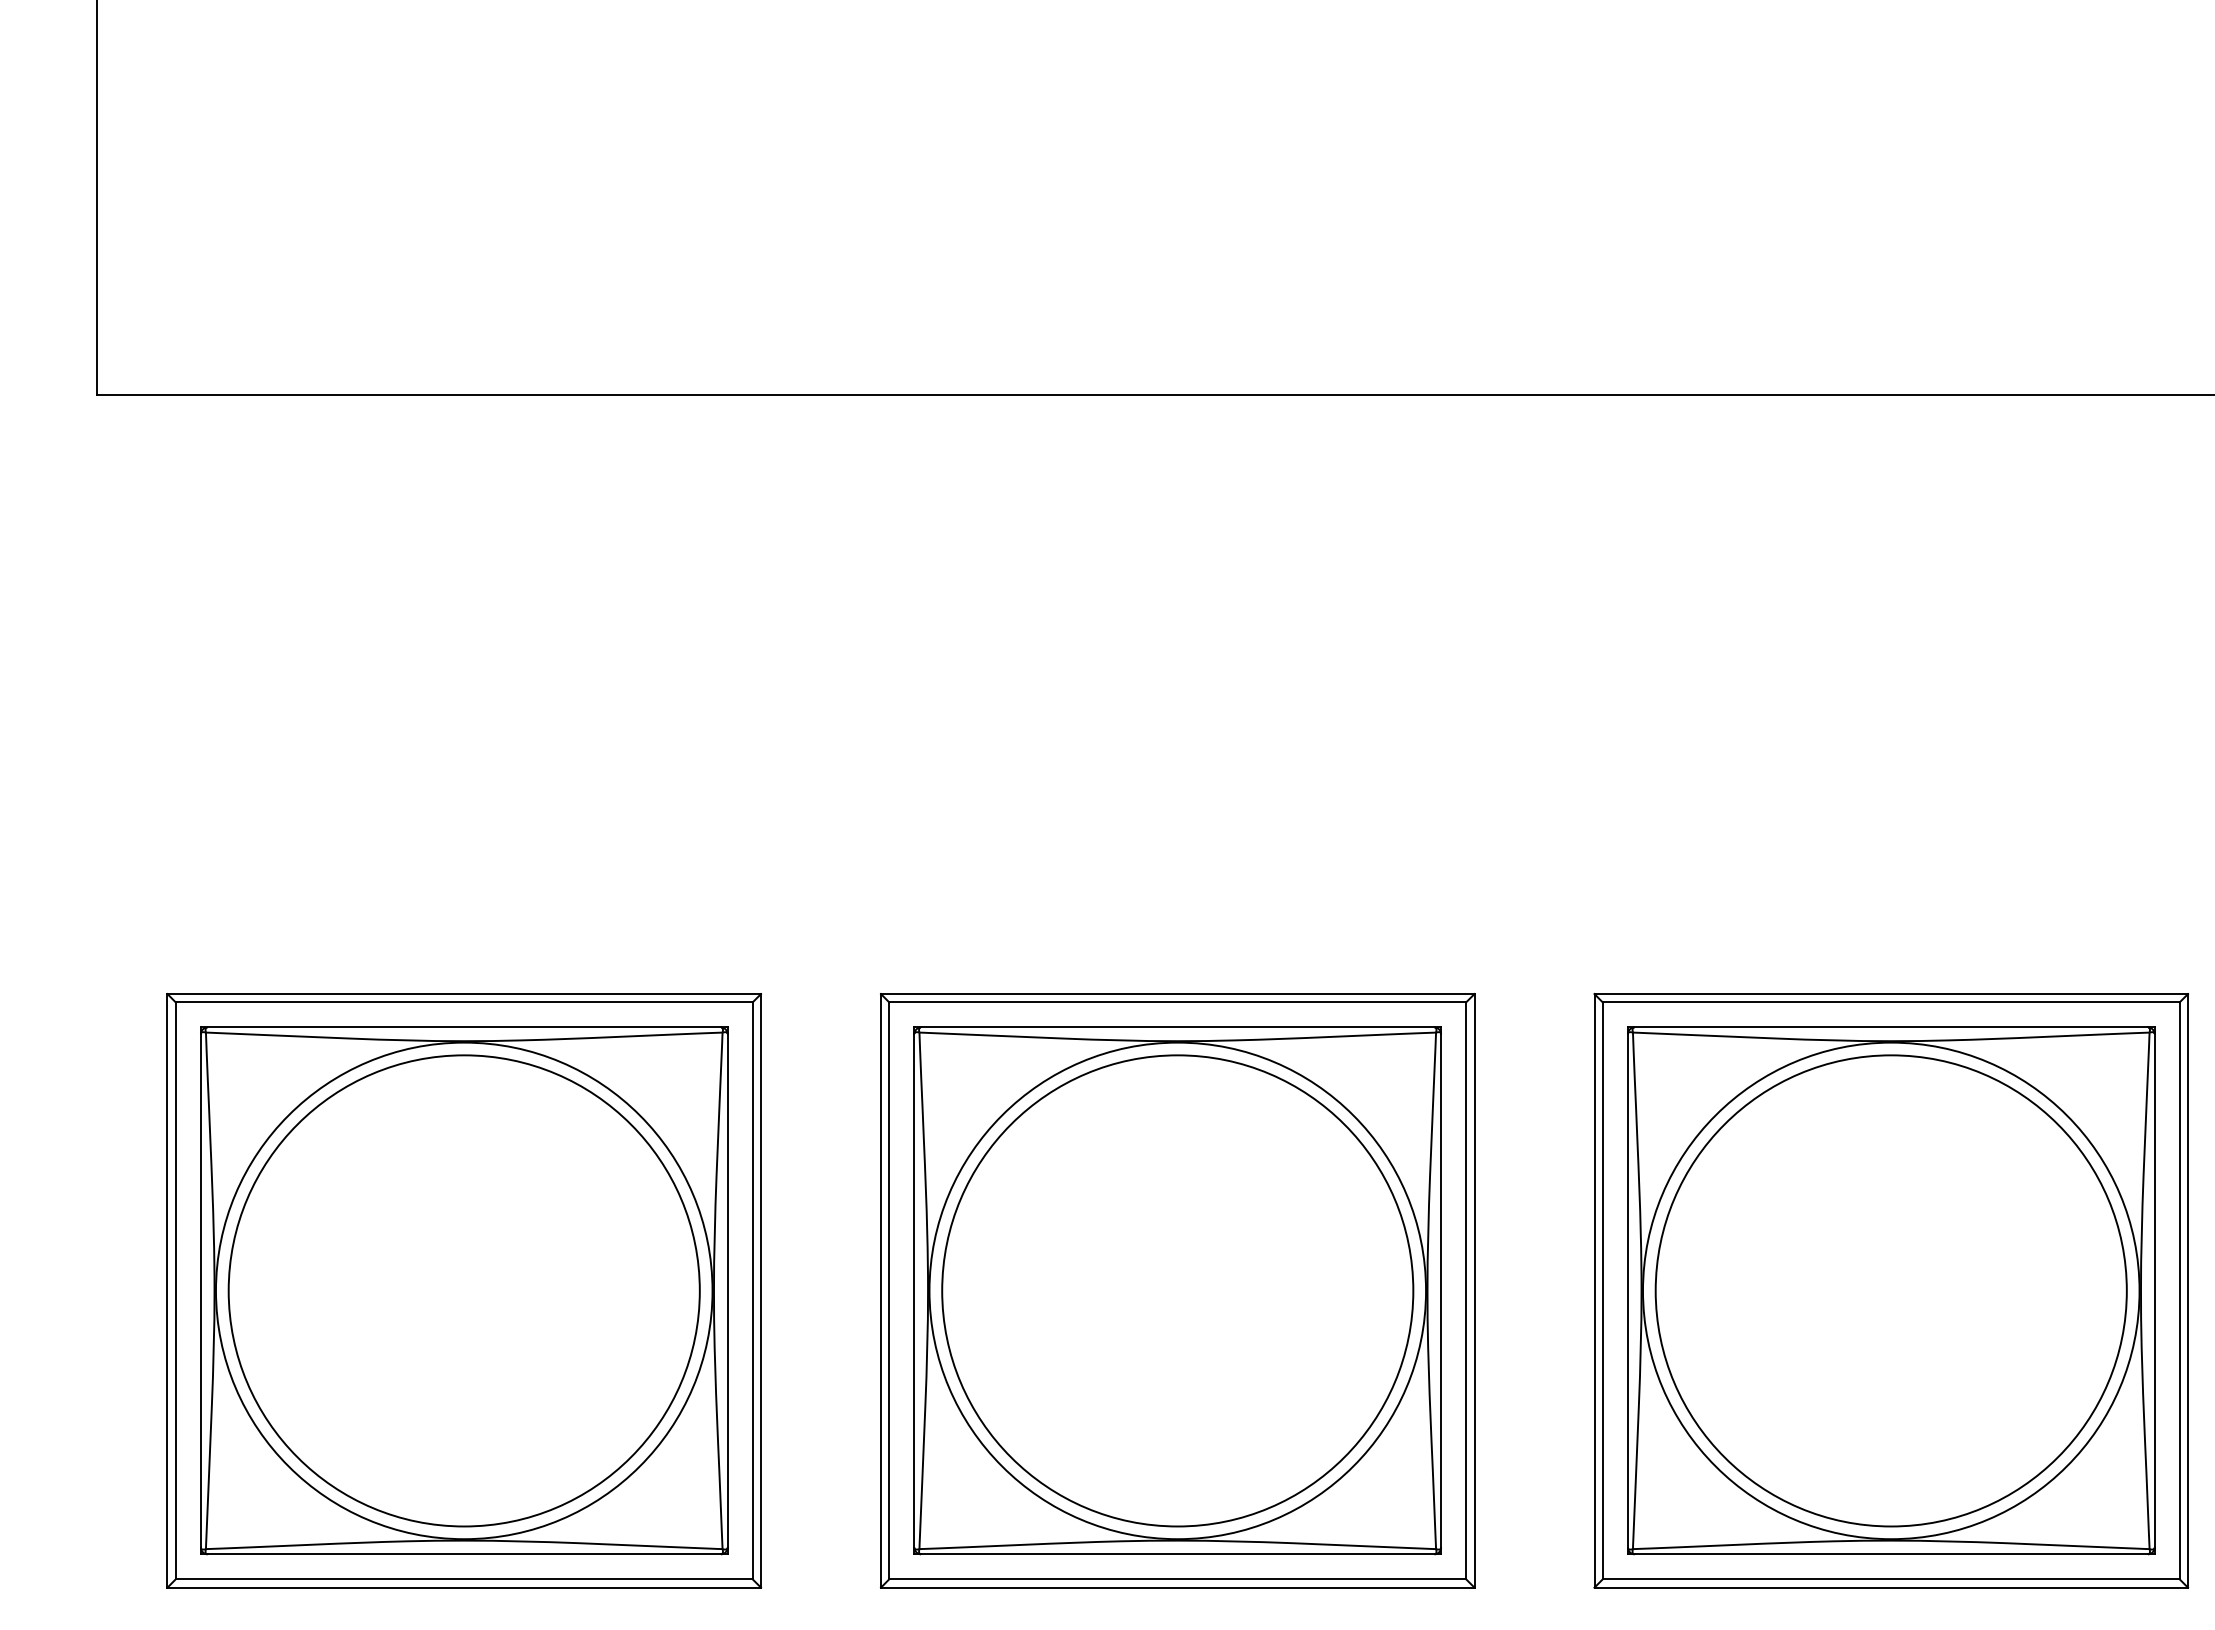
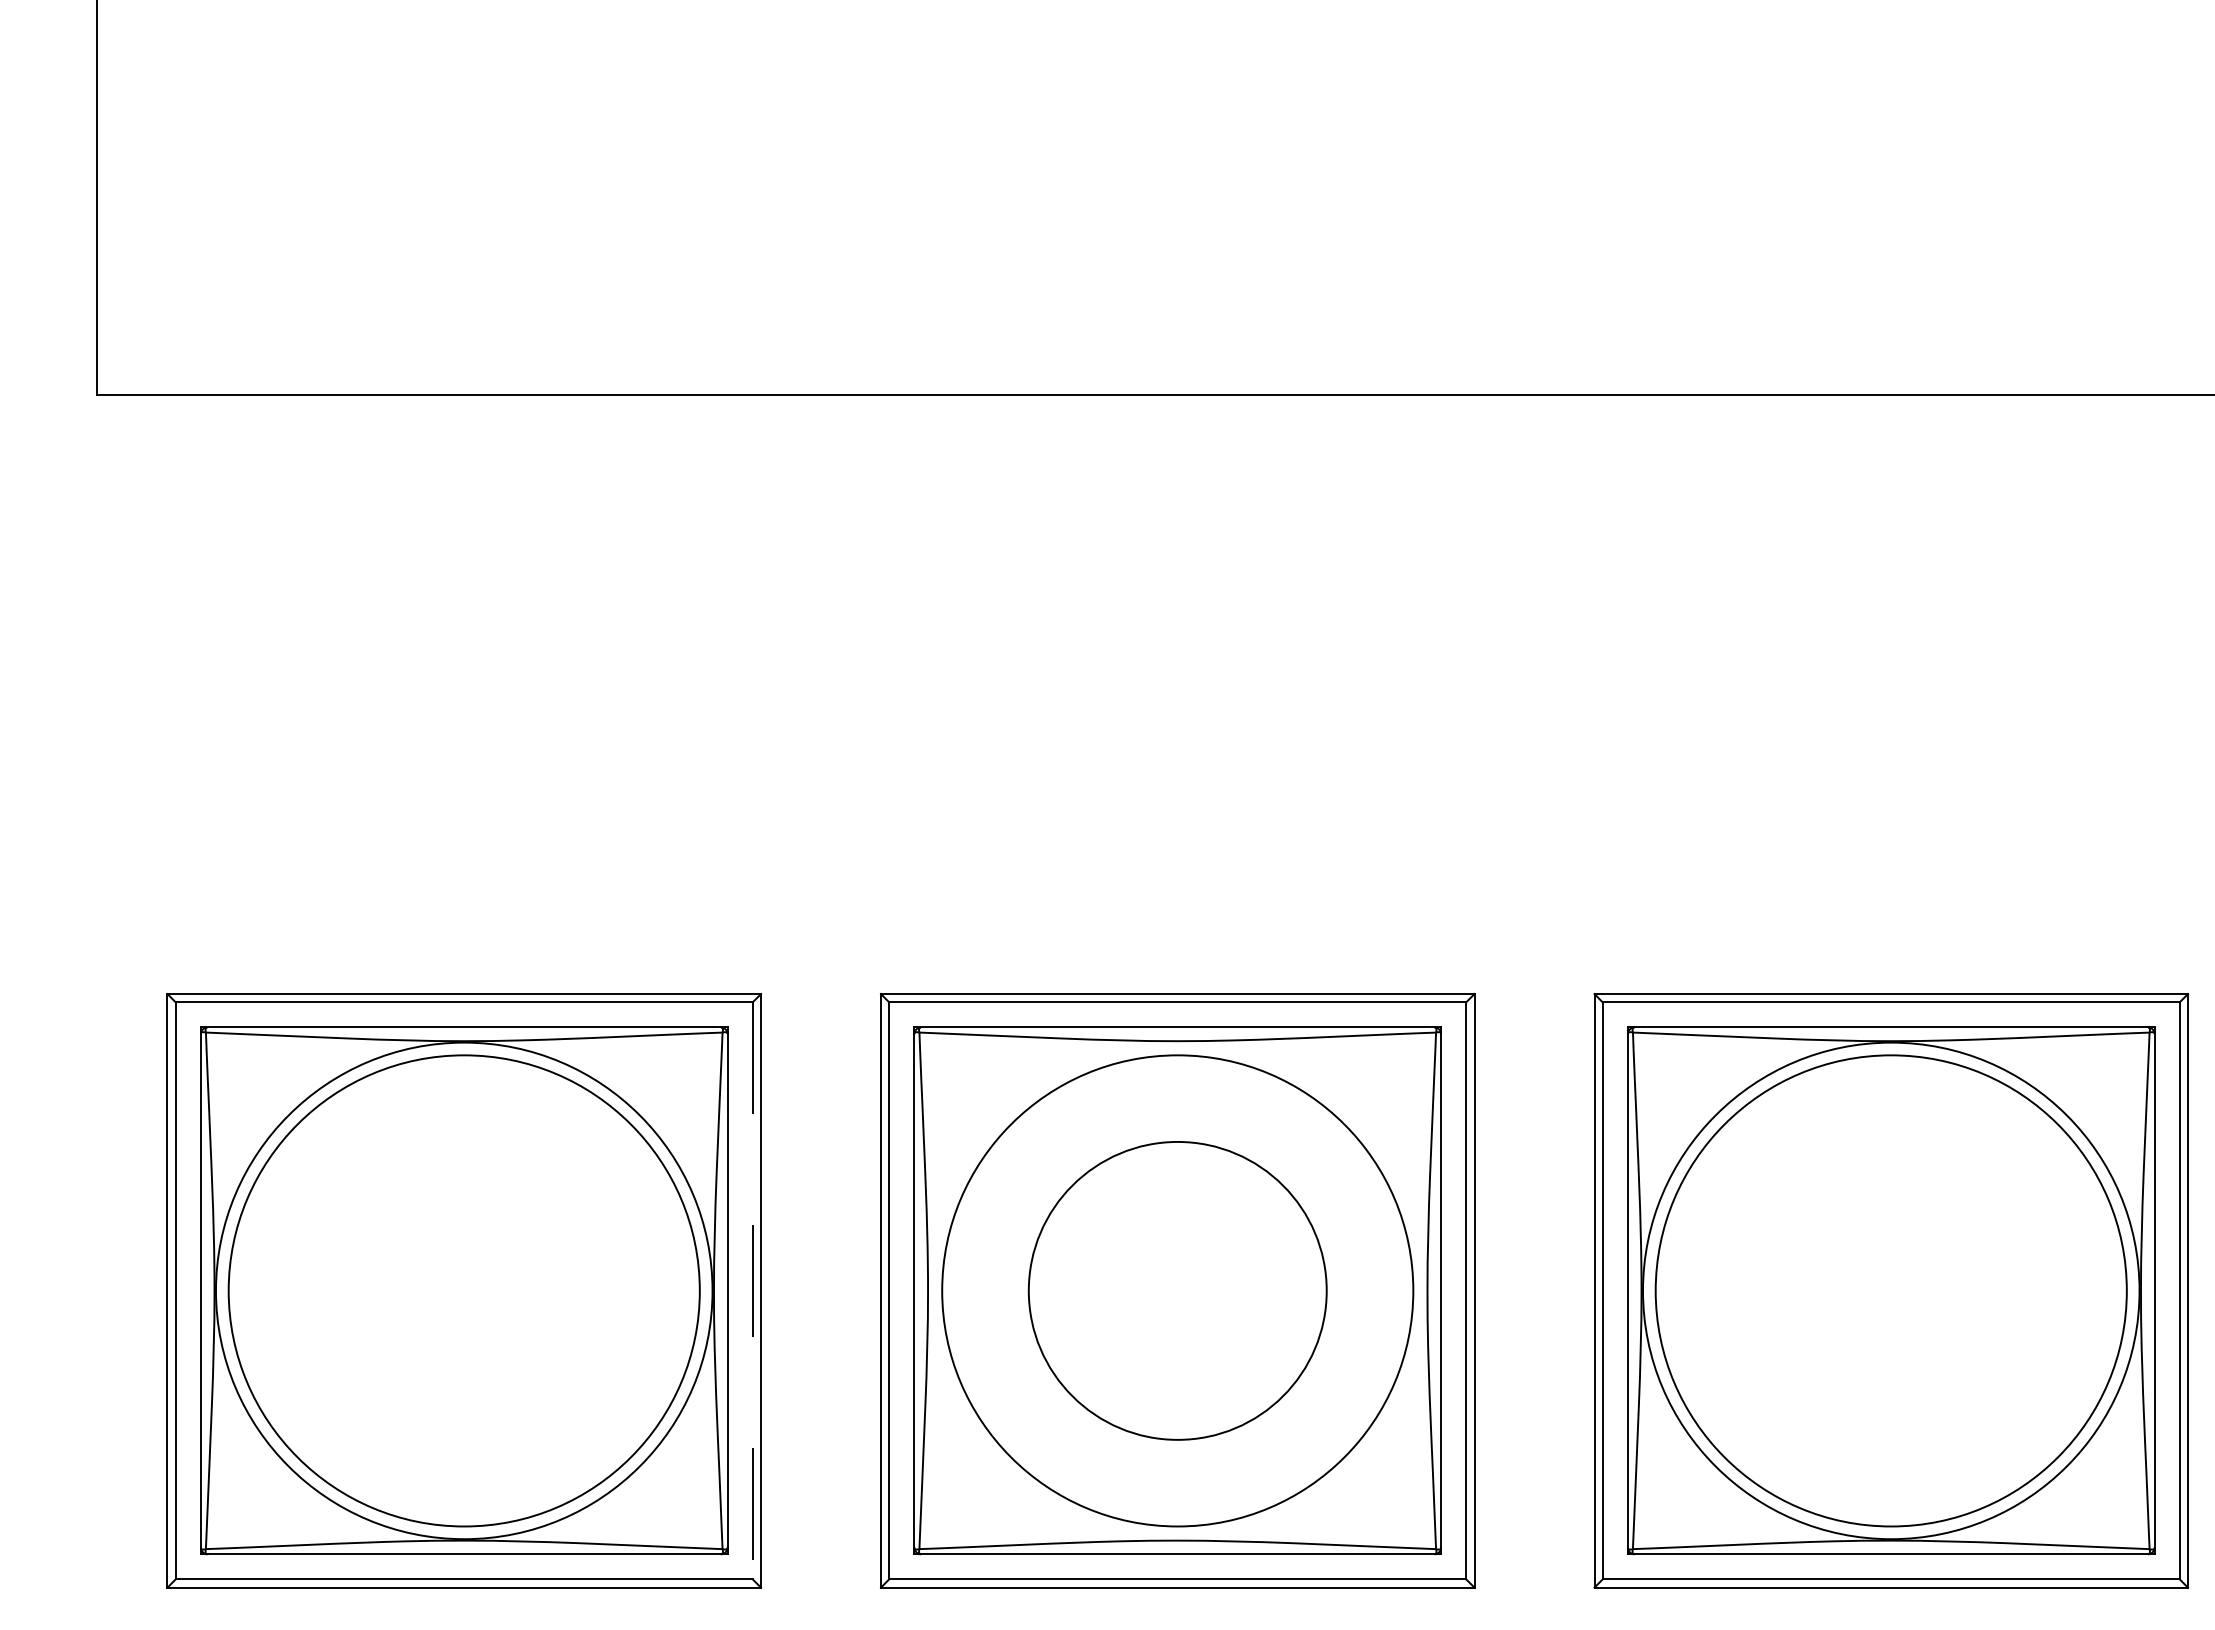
line: solid -> dashed (752, 1290)
circle diameter: 497 px -> 298 px (1177, 1290)
